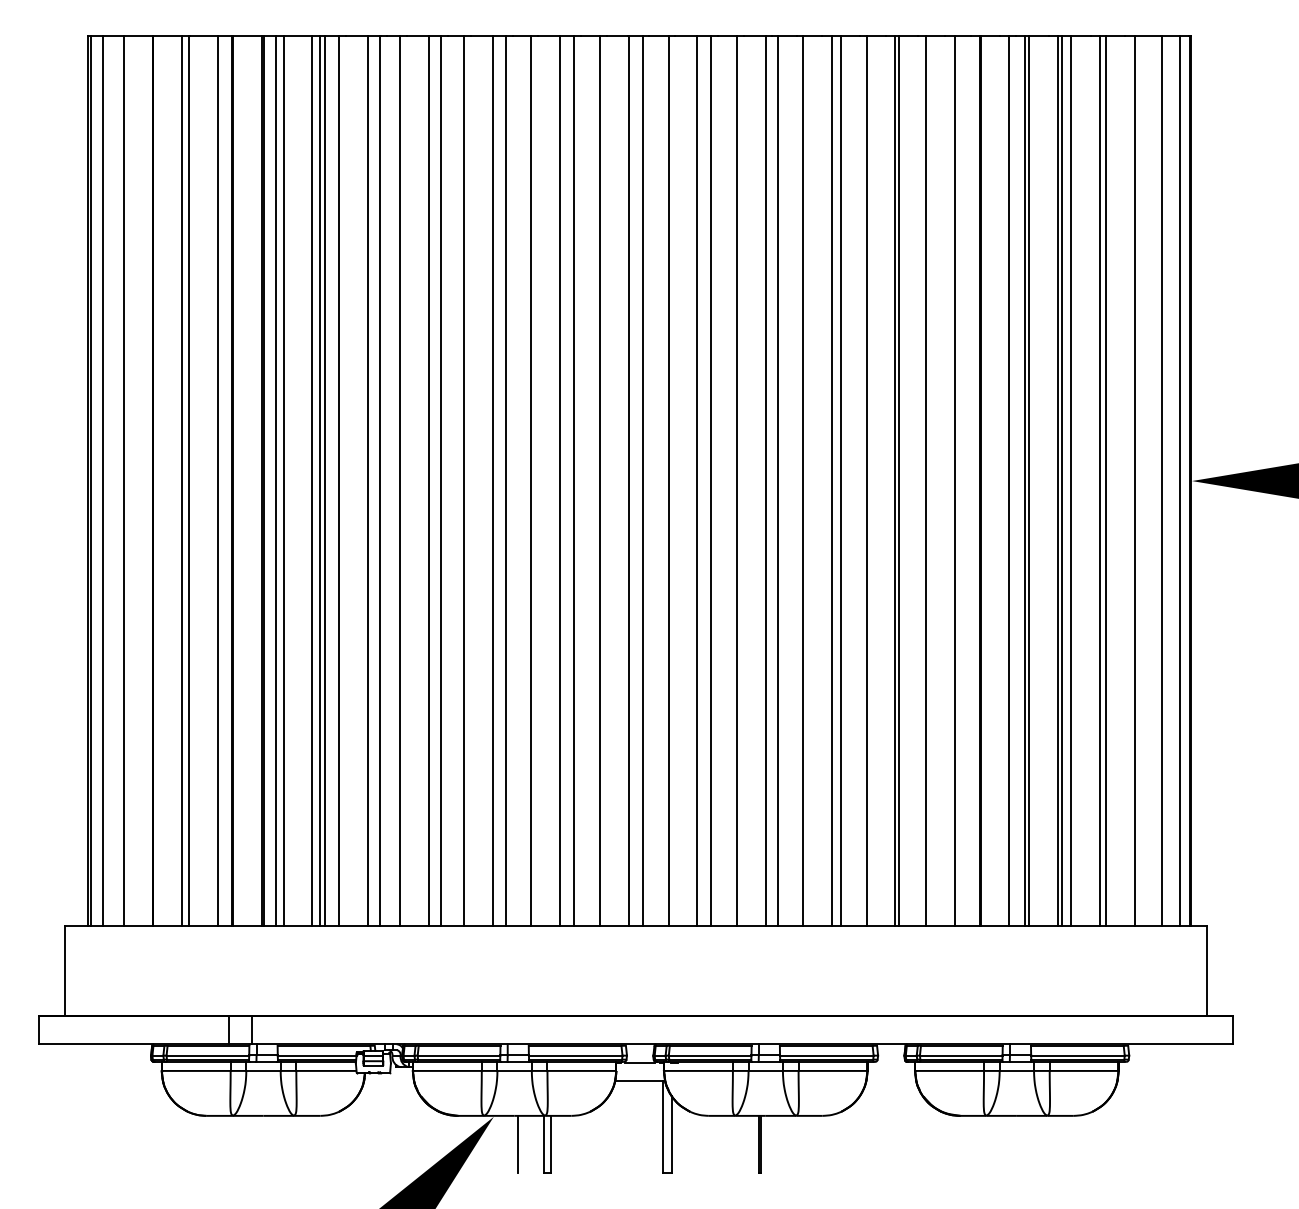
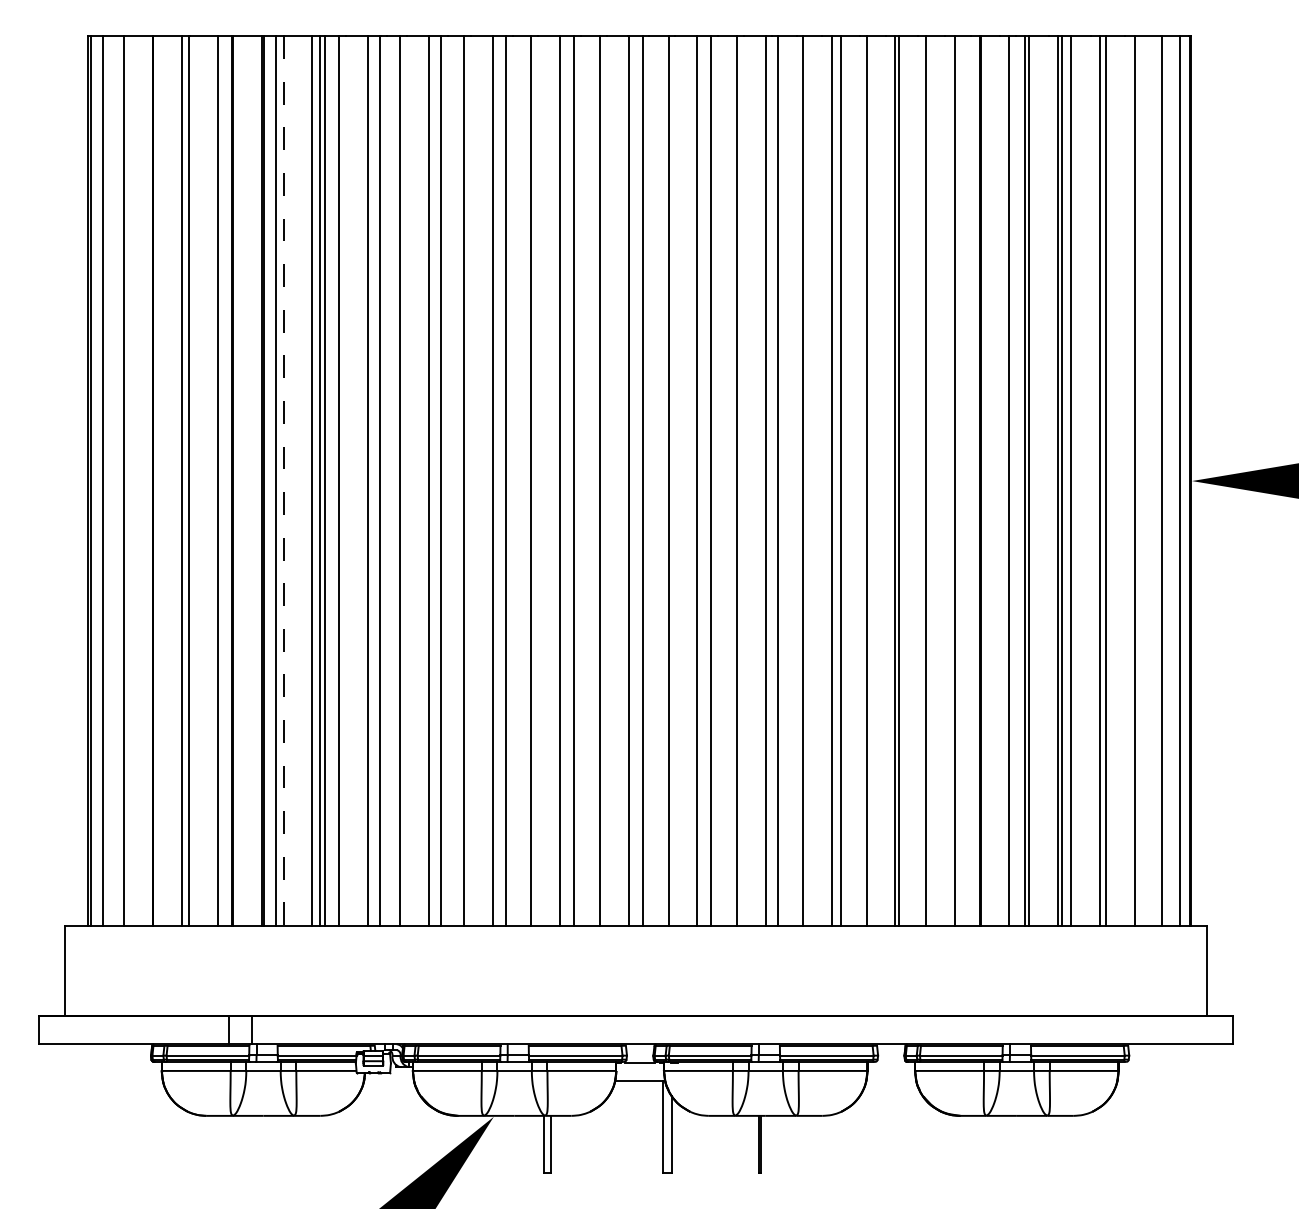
line: solid -> dashed (283, 481)
line: present -> none (518, 1143)
